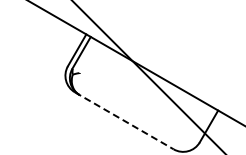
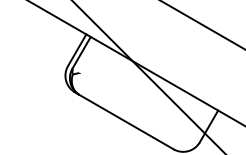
line: none -> present (202, 25)
line: dashed -> solid (124, 120)
